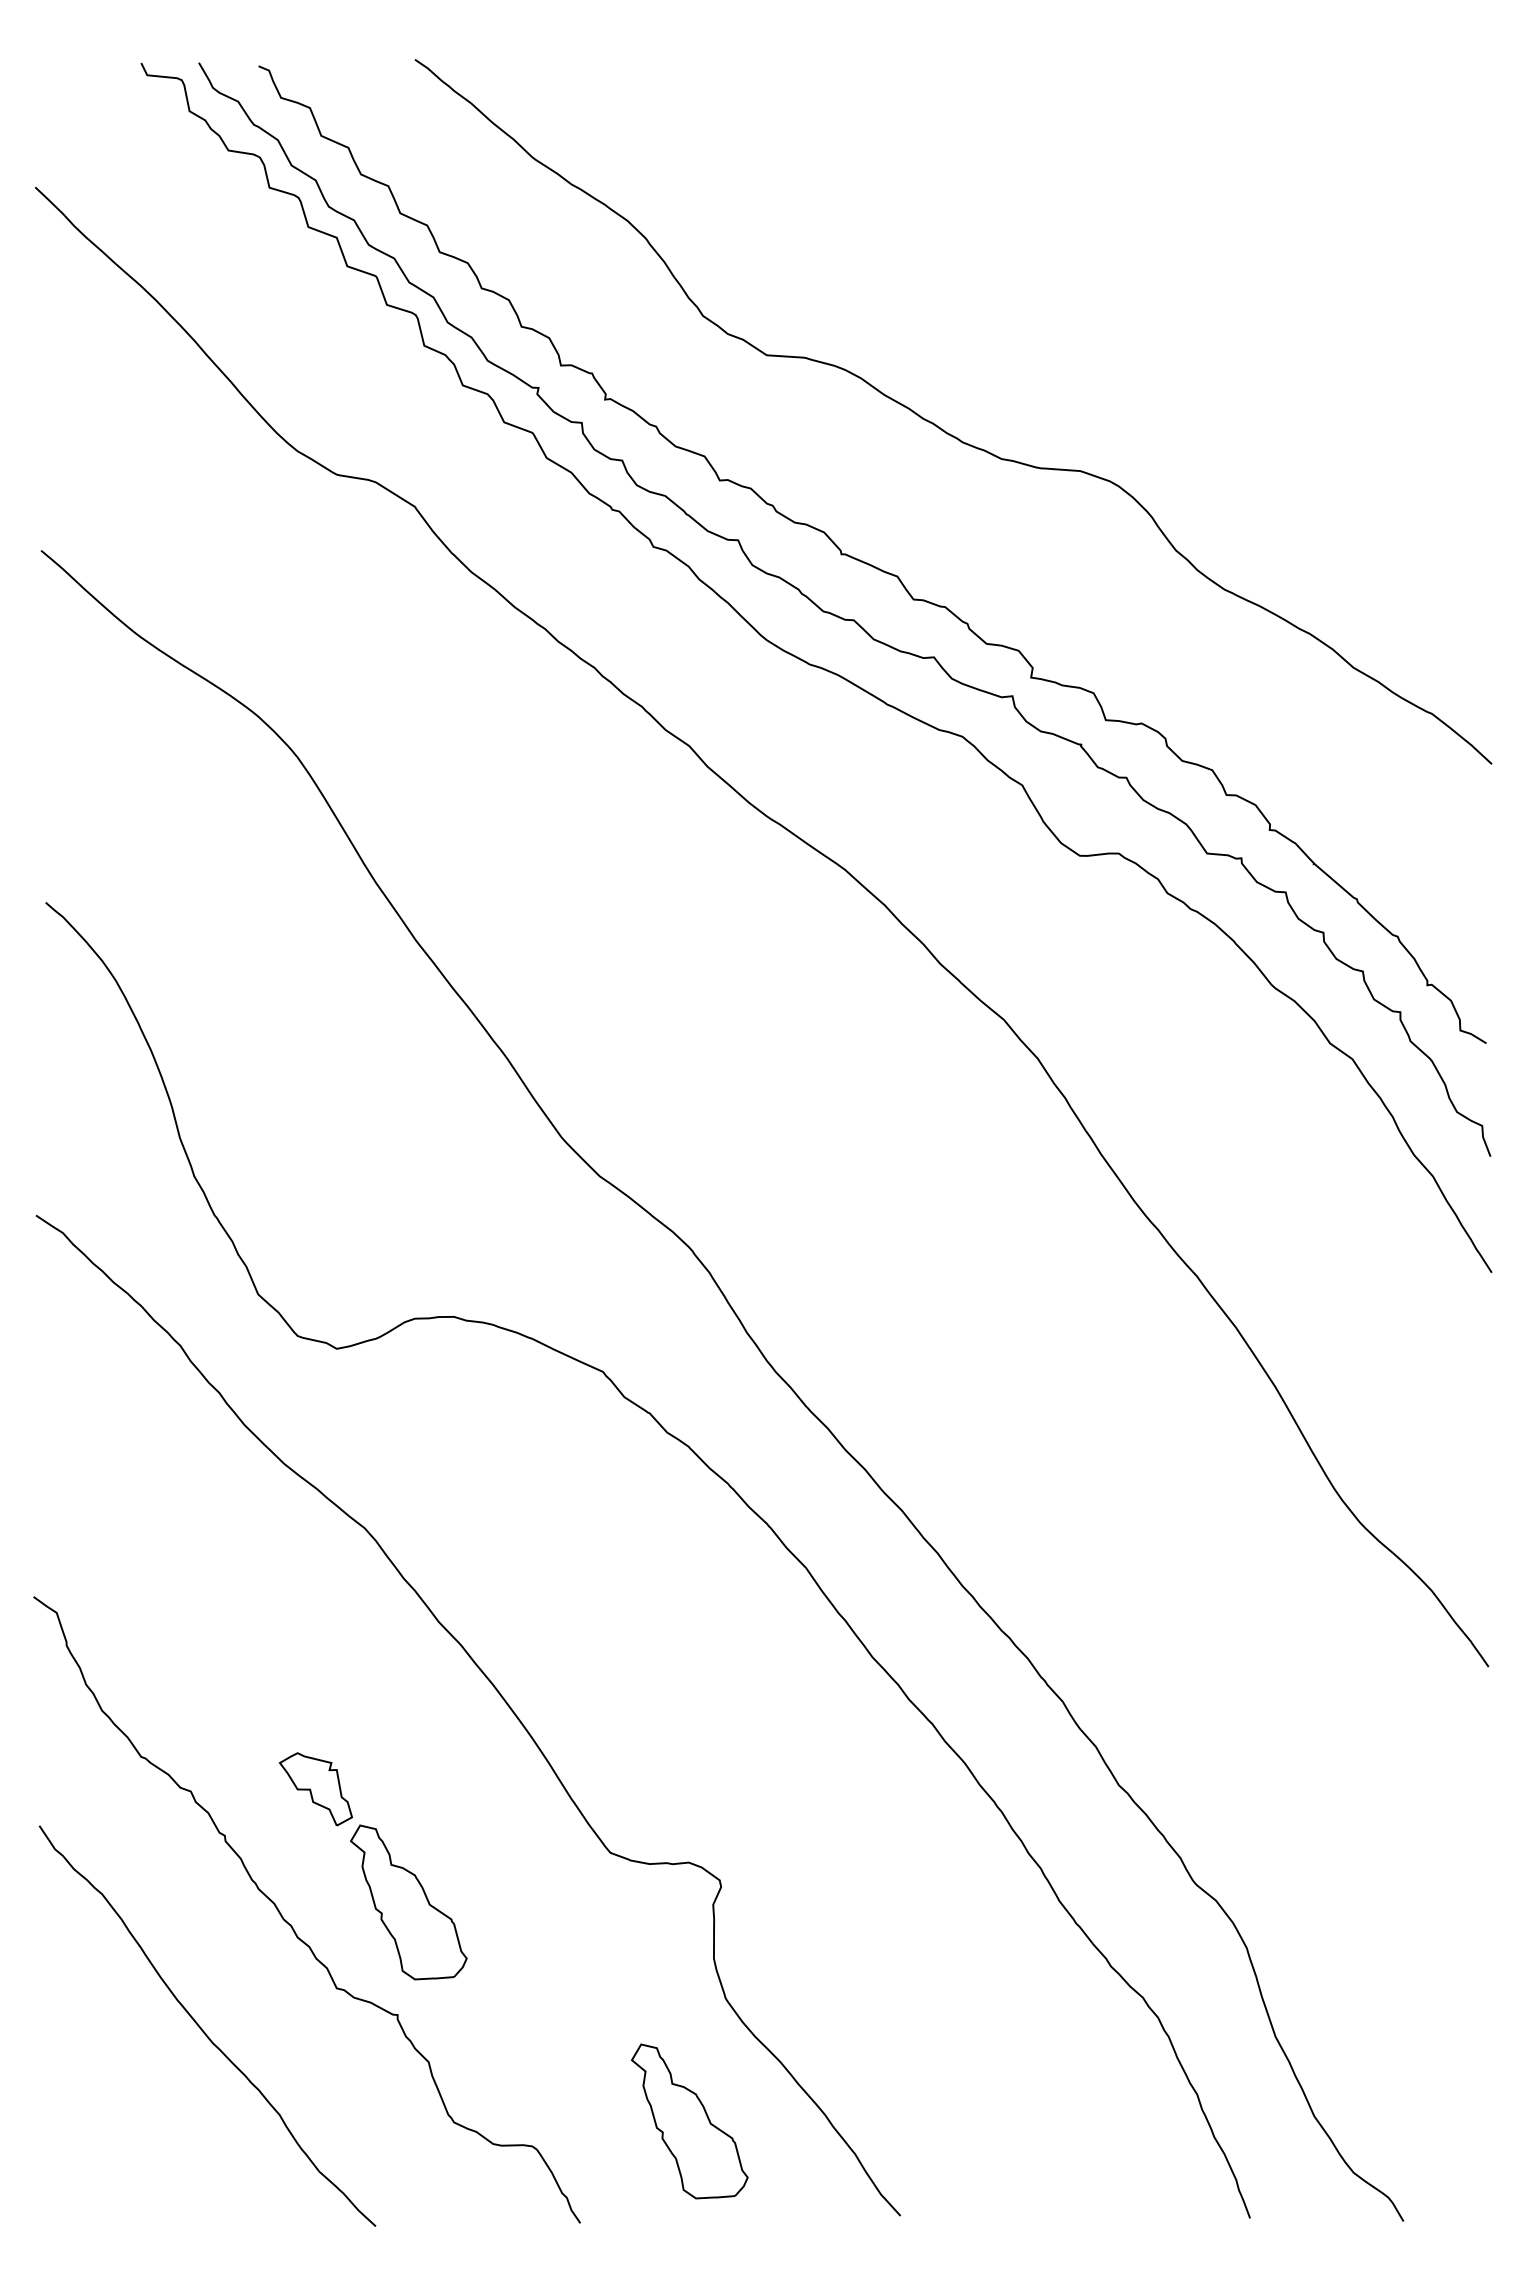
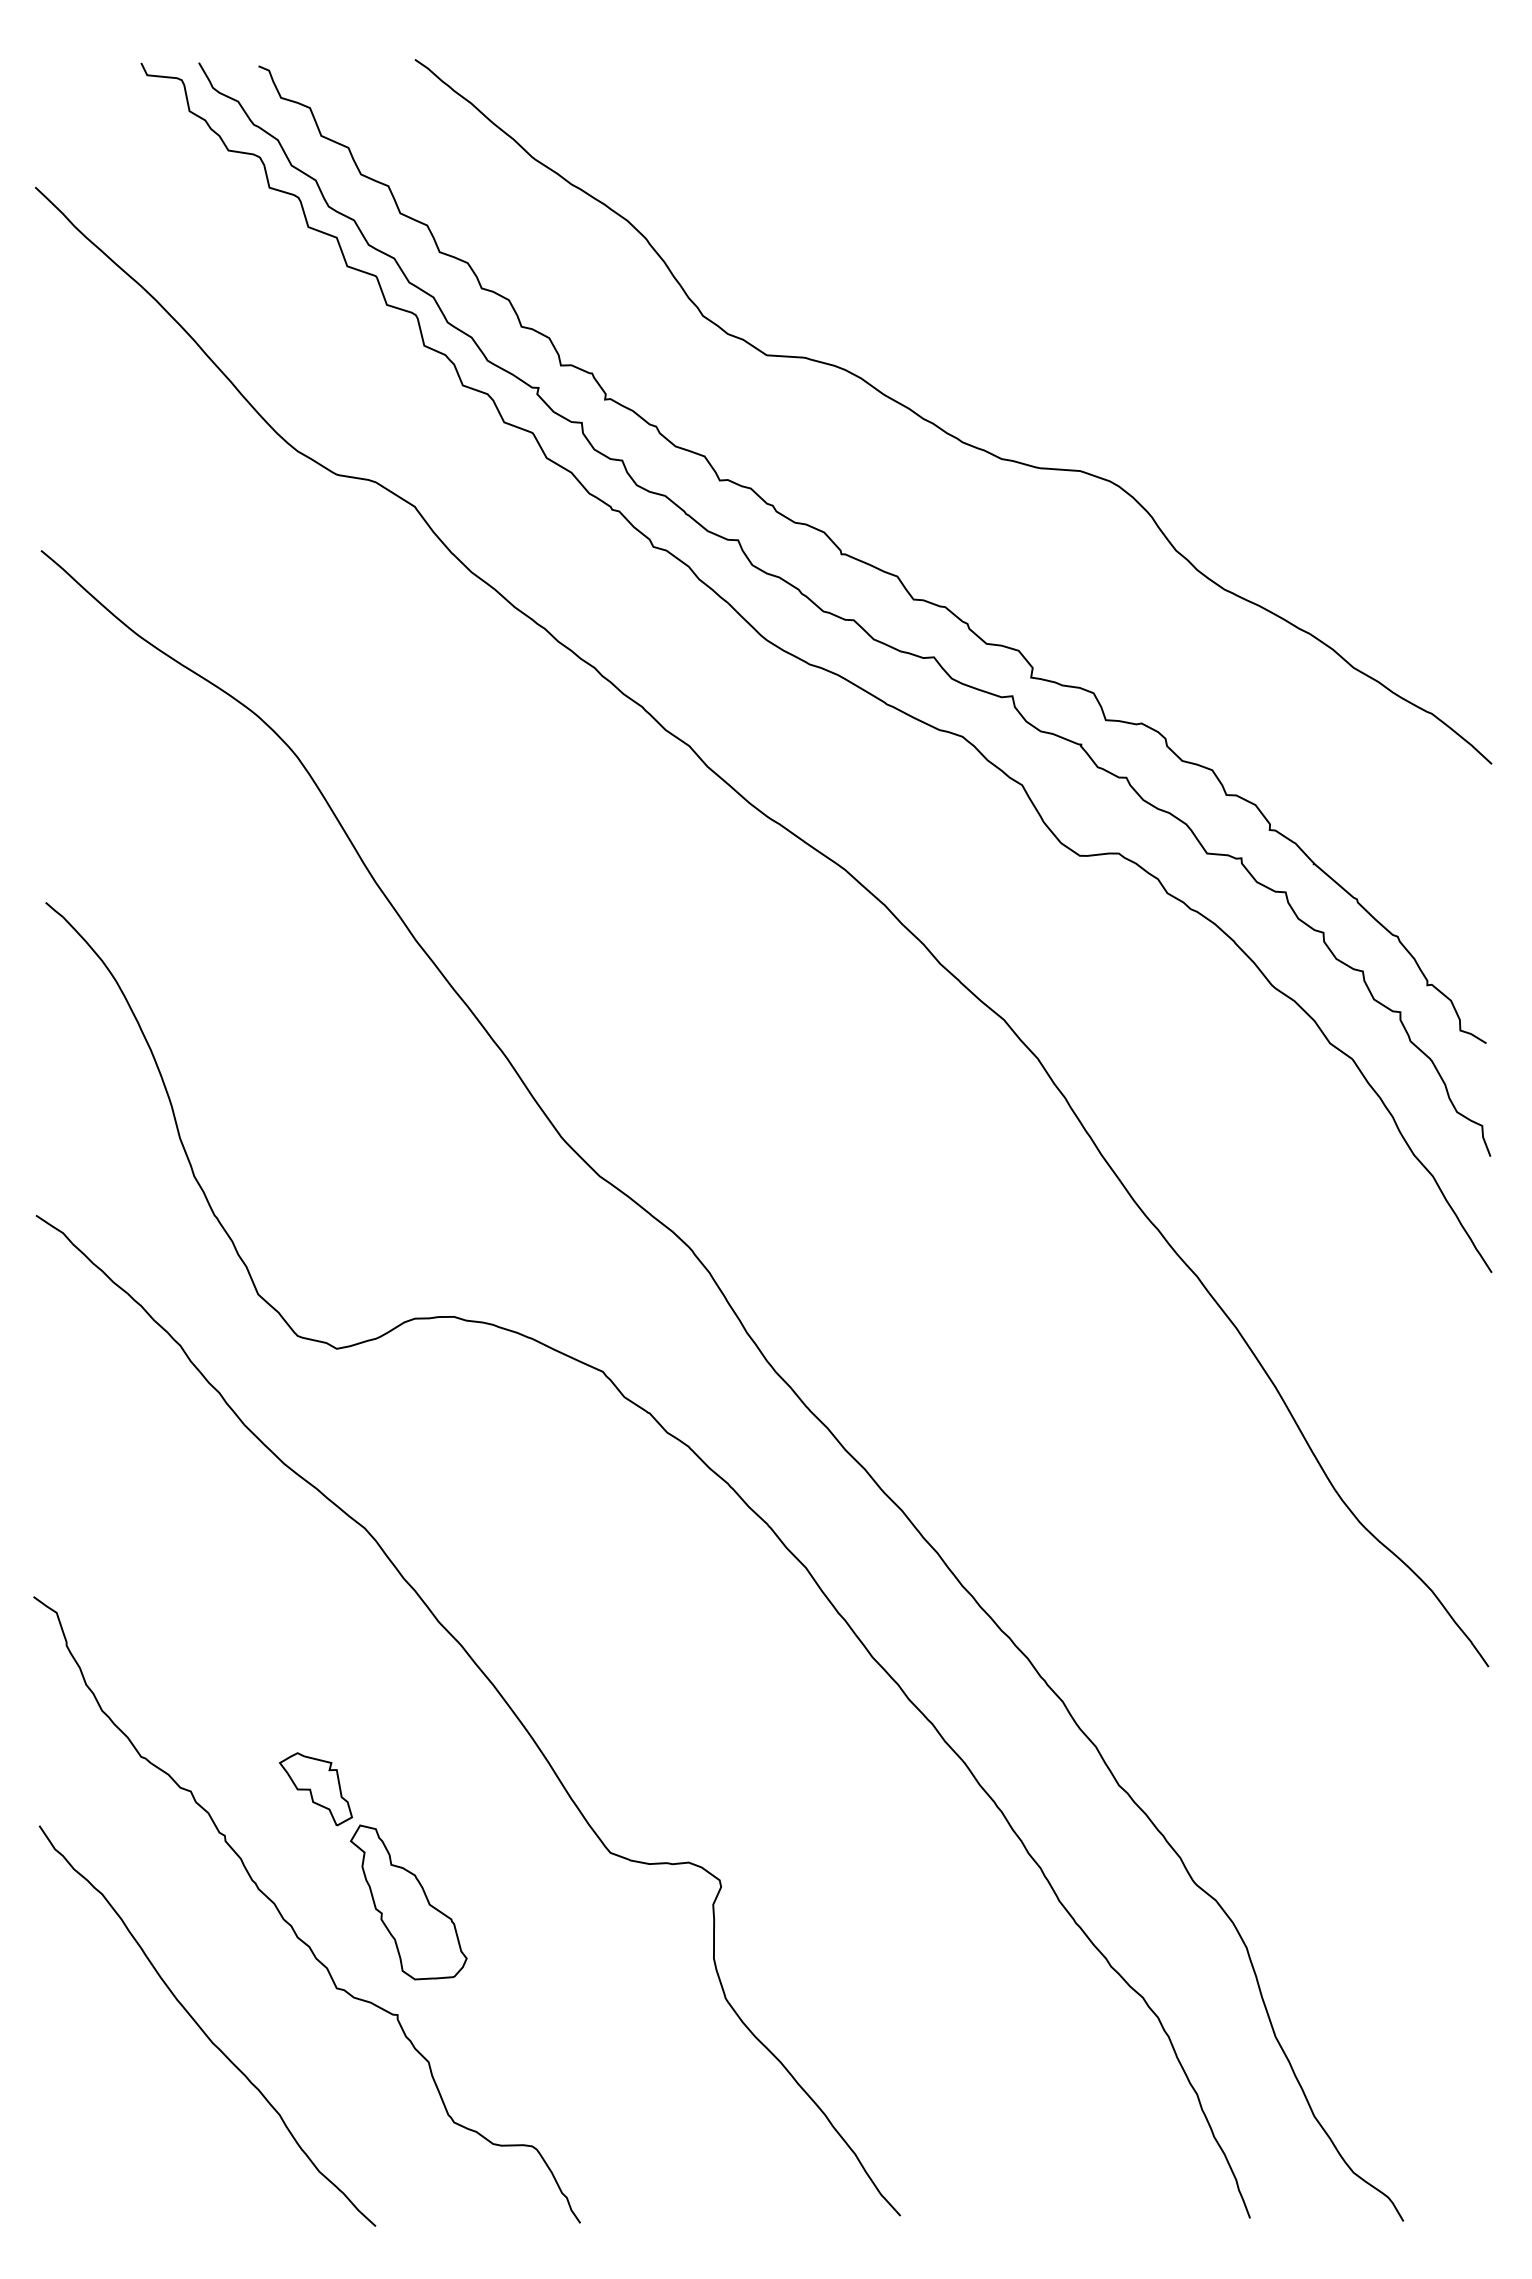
part: present -> none (689, 2121)
